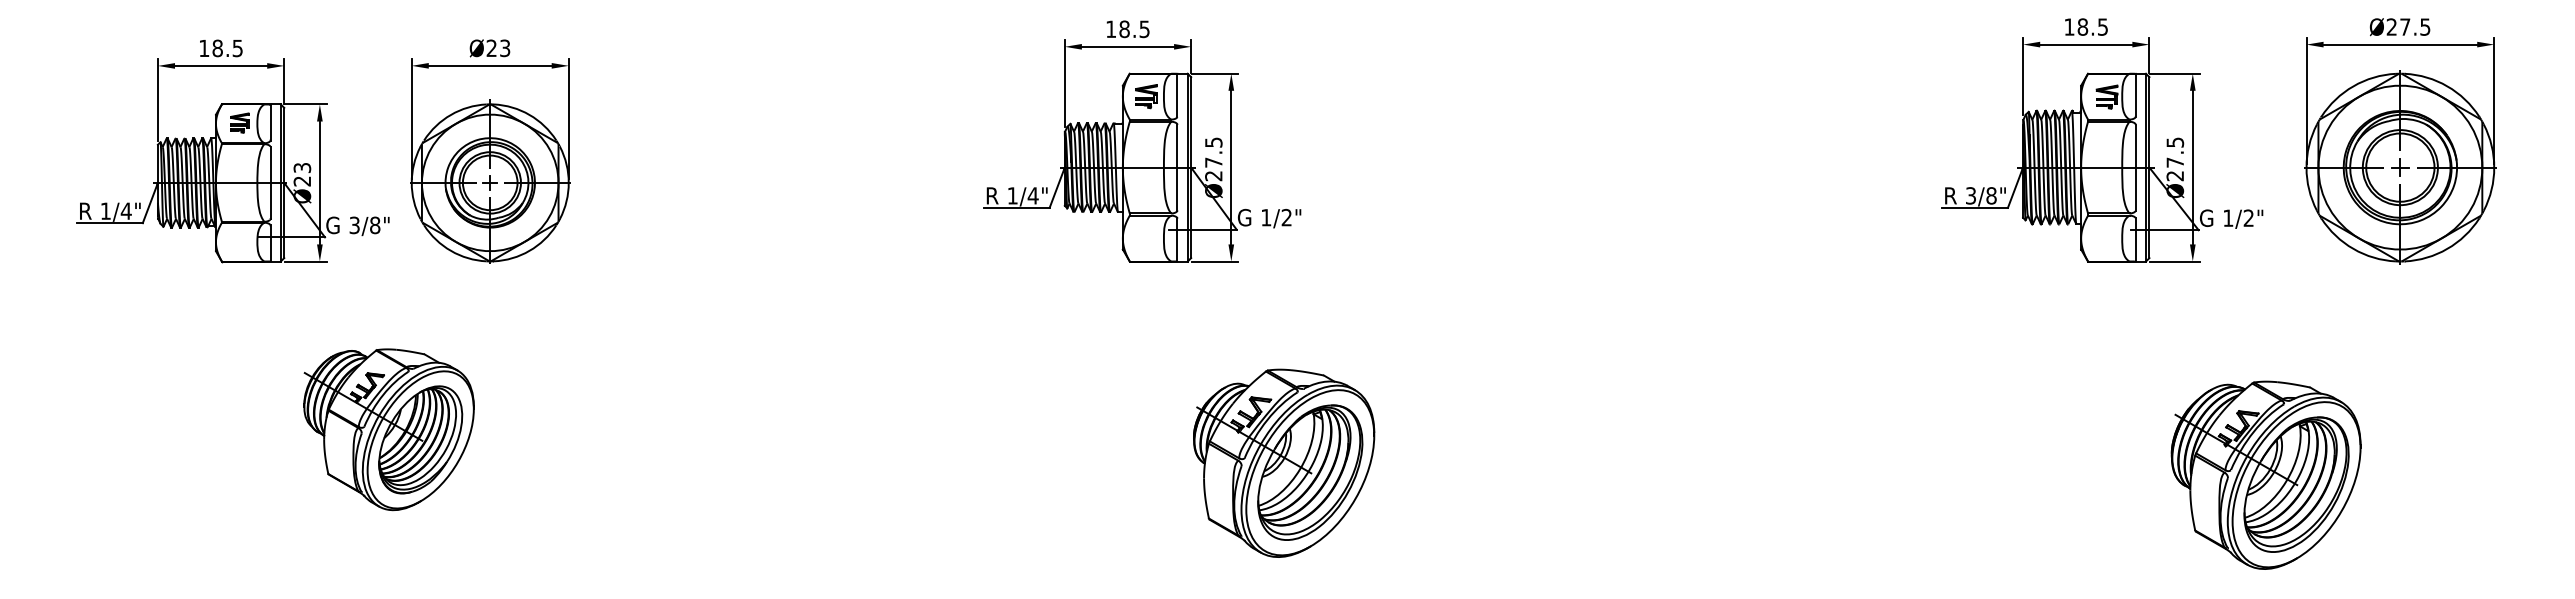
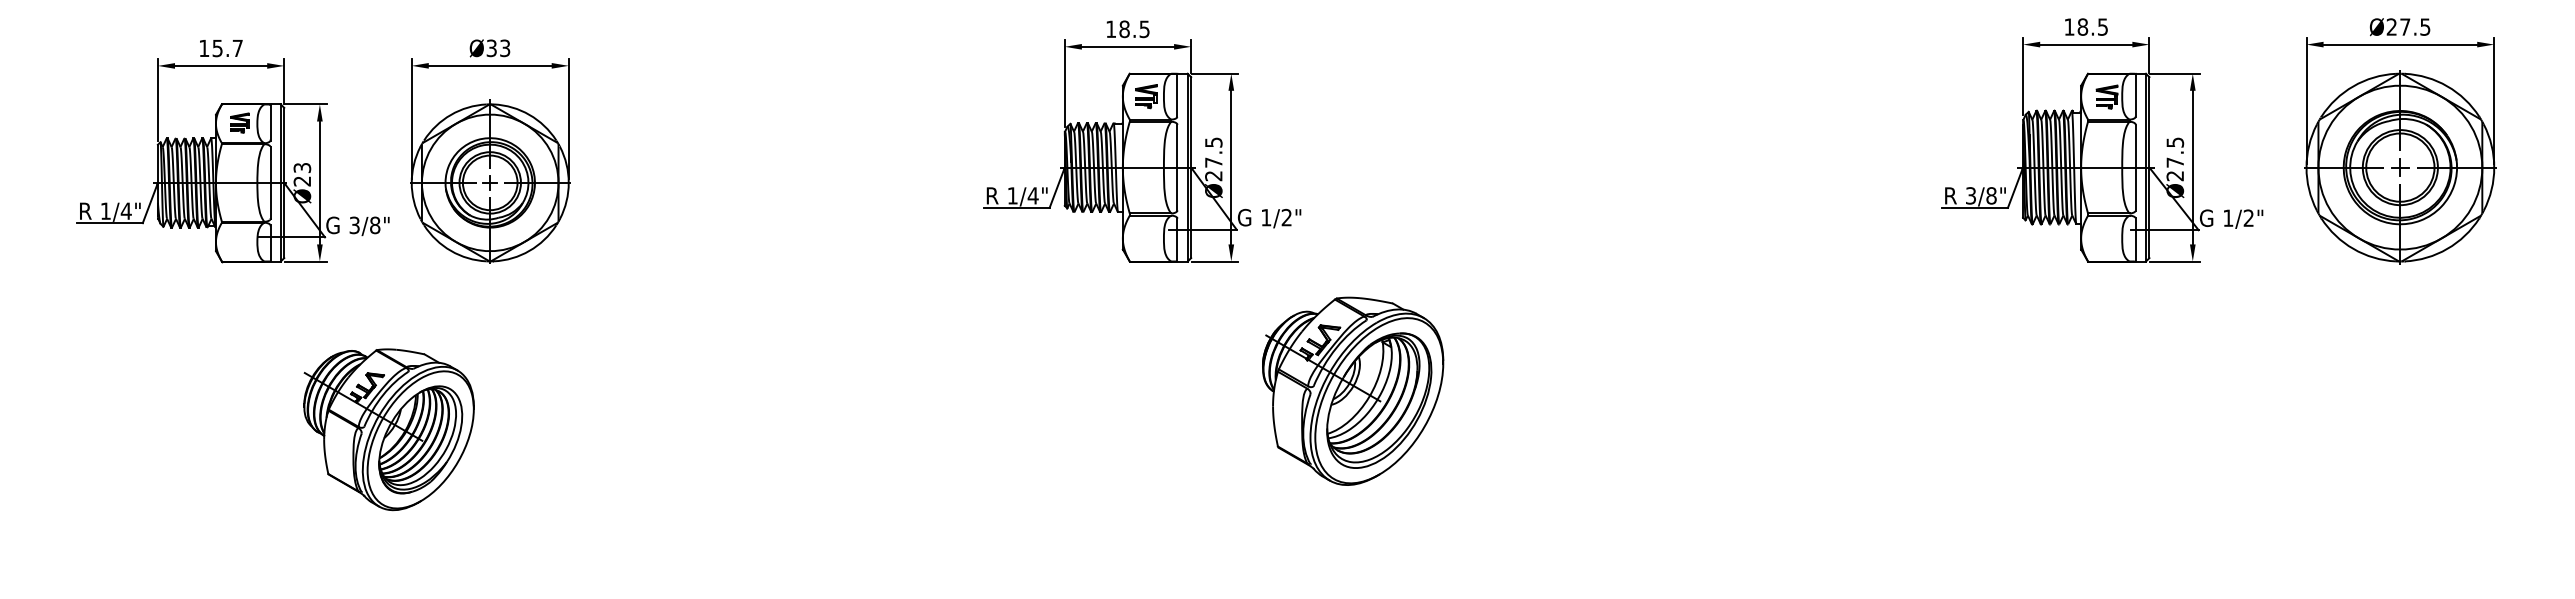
text: 18.5 -> 15.7 (227, 48)
text: Ø23 -> Ø33 (491, 48)
part position: (1284, 462) -> (1353, 390) (1353, 390)
part: present -> none (2265, 474)
